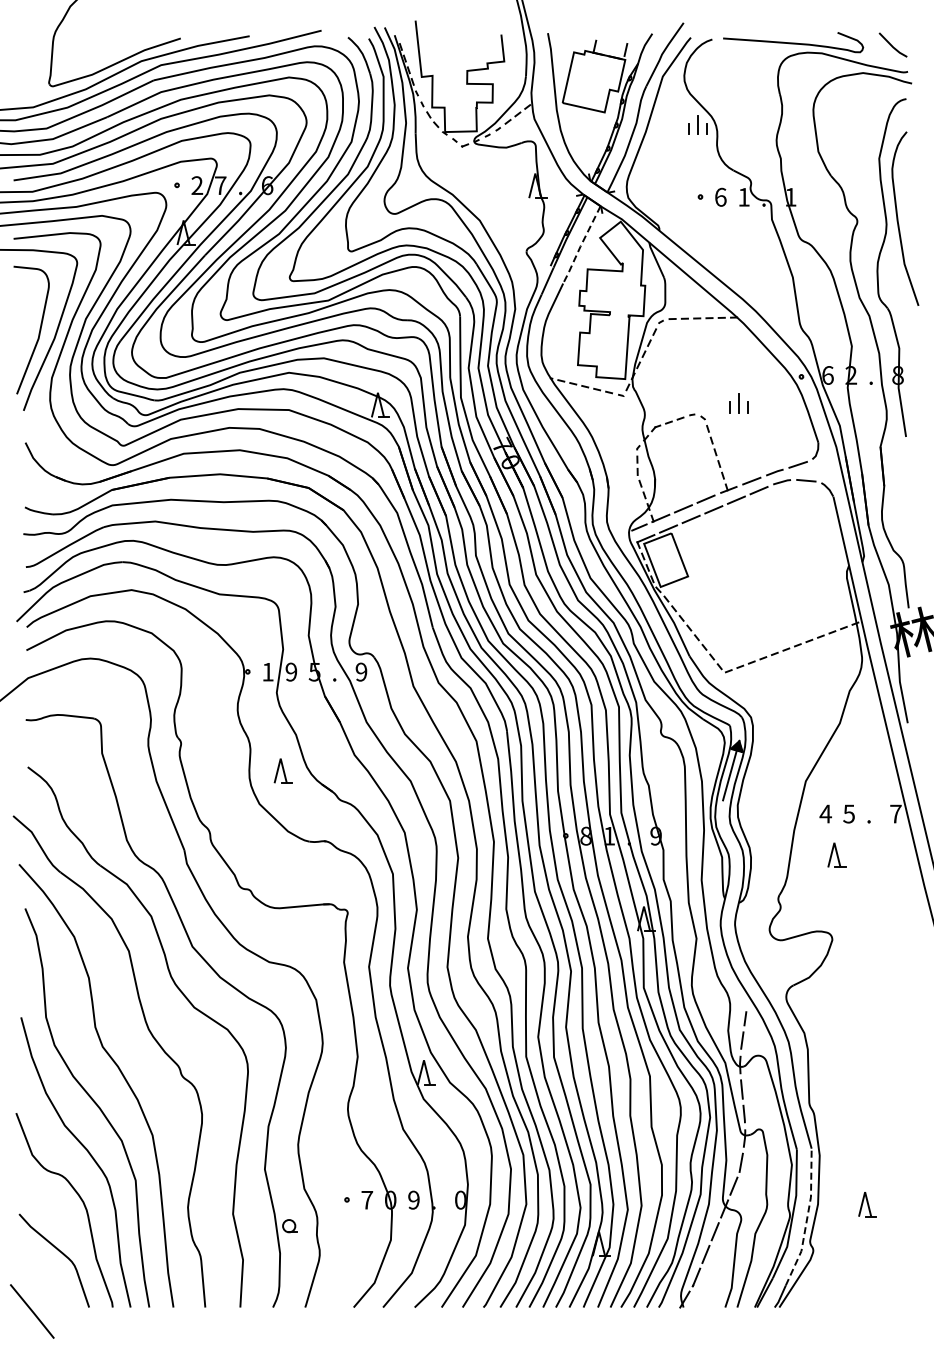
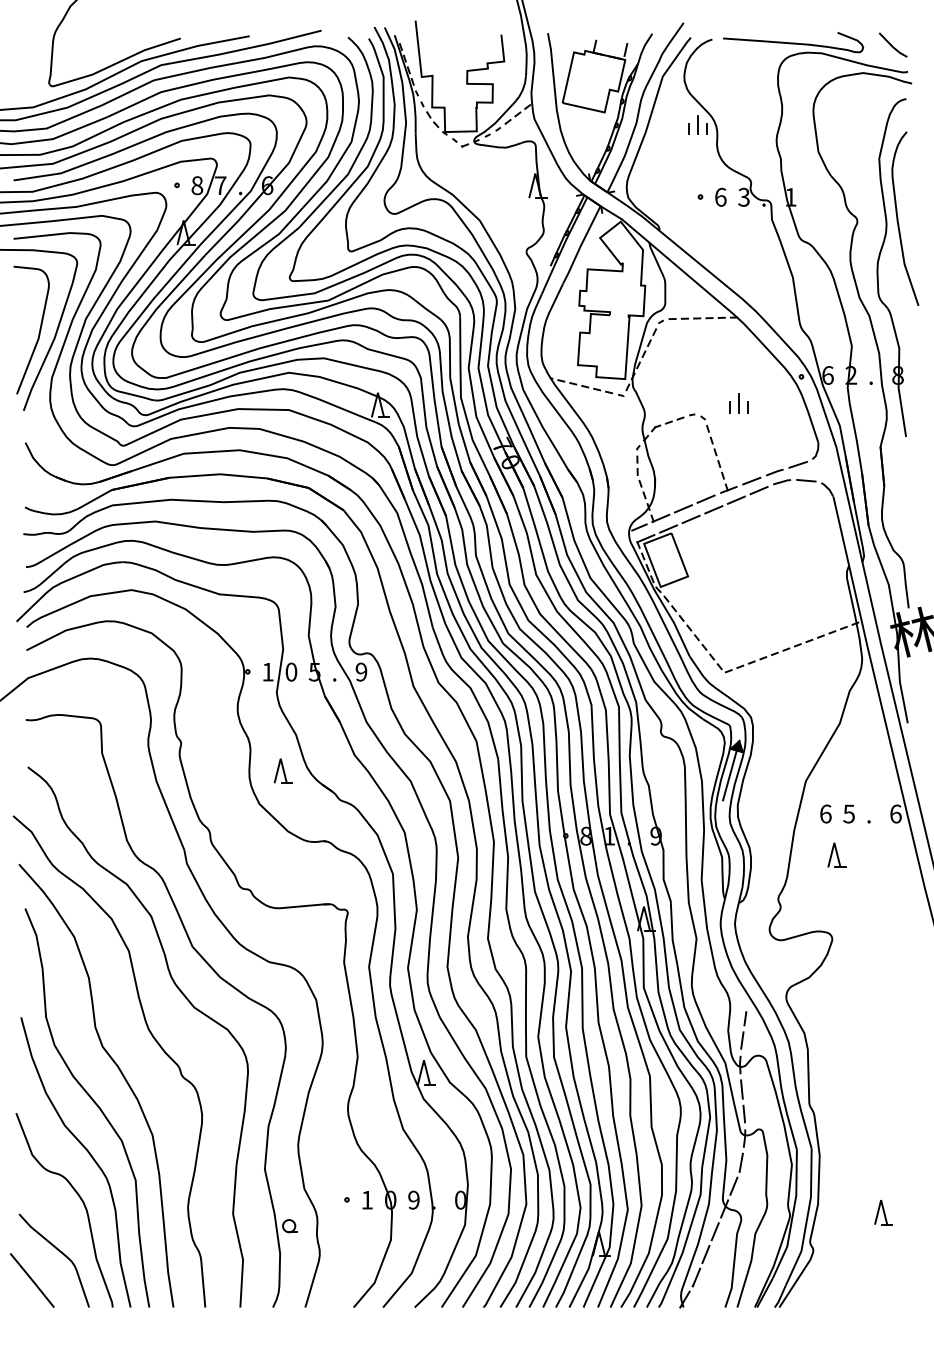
text: 2 -> 8 (197, 185)
text: 1 -> 3 (743, 196)
line: dashed -> solid (580, 246)
text: 9 -> 0 (291, 671)
text: 4 -> 6 (825, 813)
text: 7 -> 6 (895, 813)
text: 7 -> 1 (367, 1200)
part position: (867, 1204) -> (883, 1212) (883, 1212)
line: dashed -> solid (807, 1218)
line position: (32, 1311) -> (32, 1280) (32, 1280)
